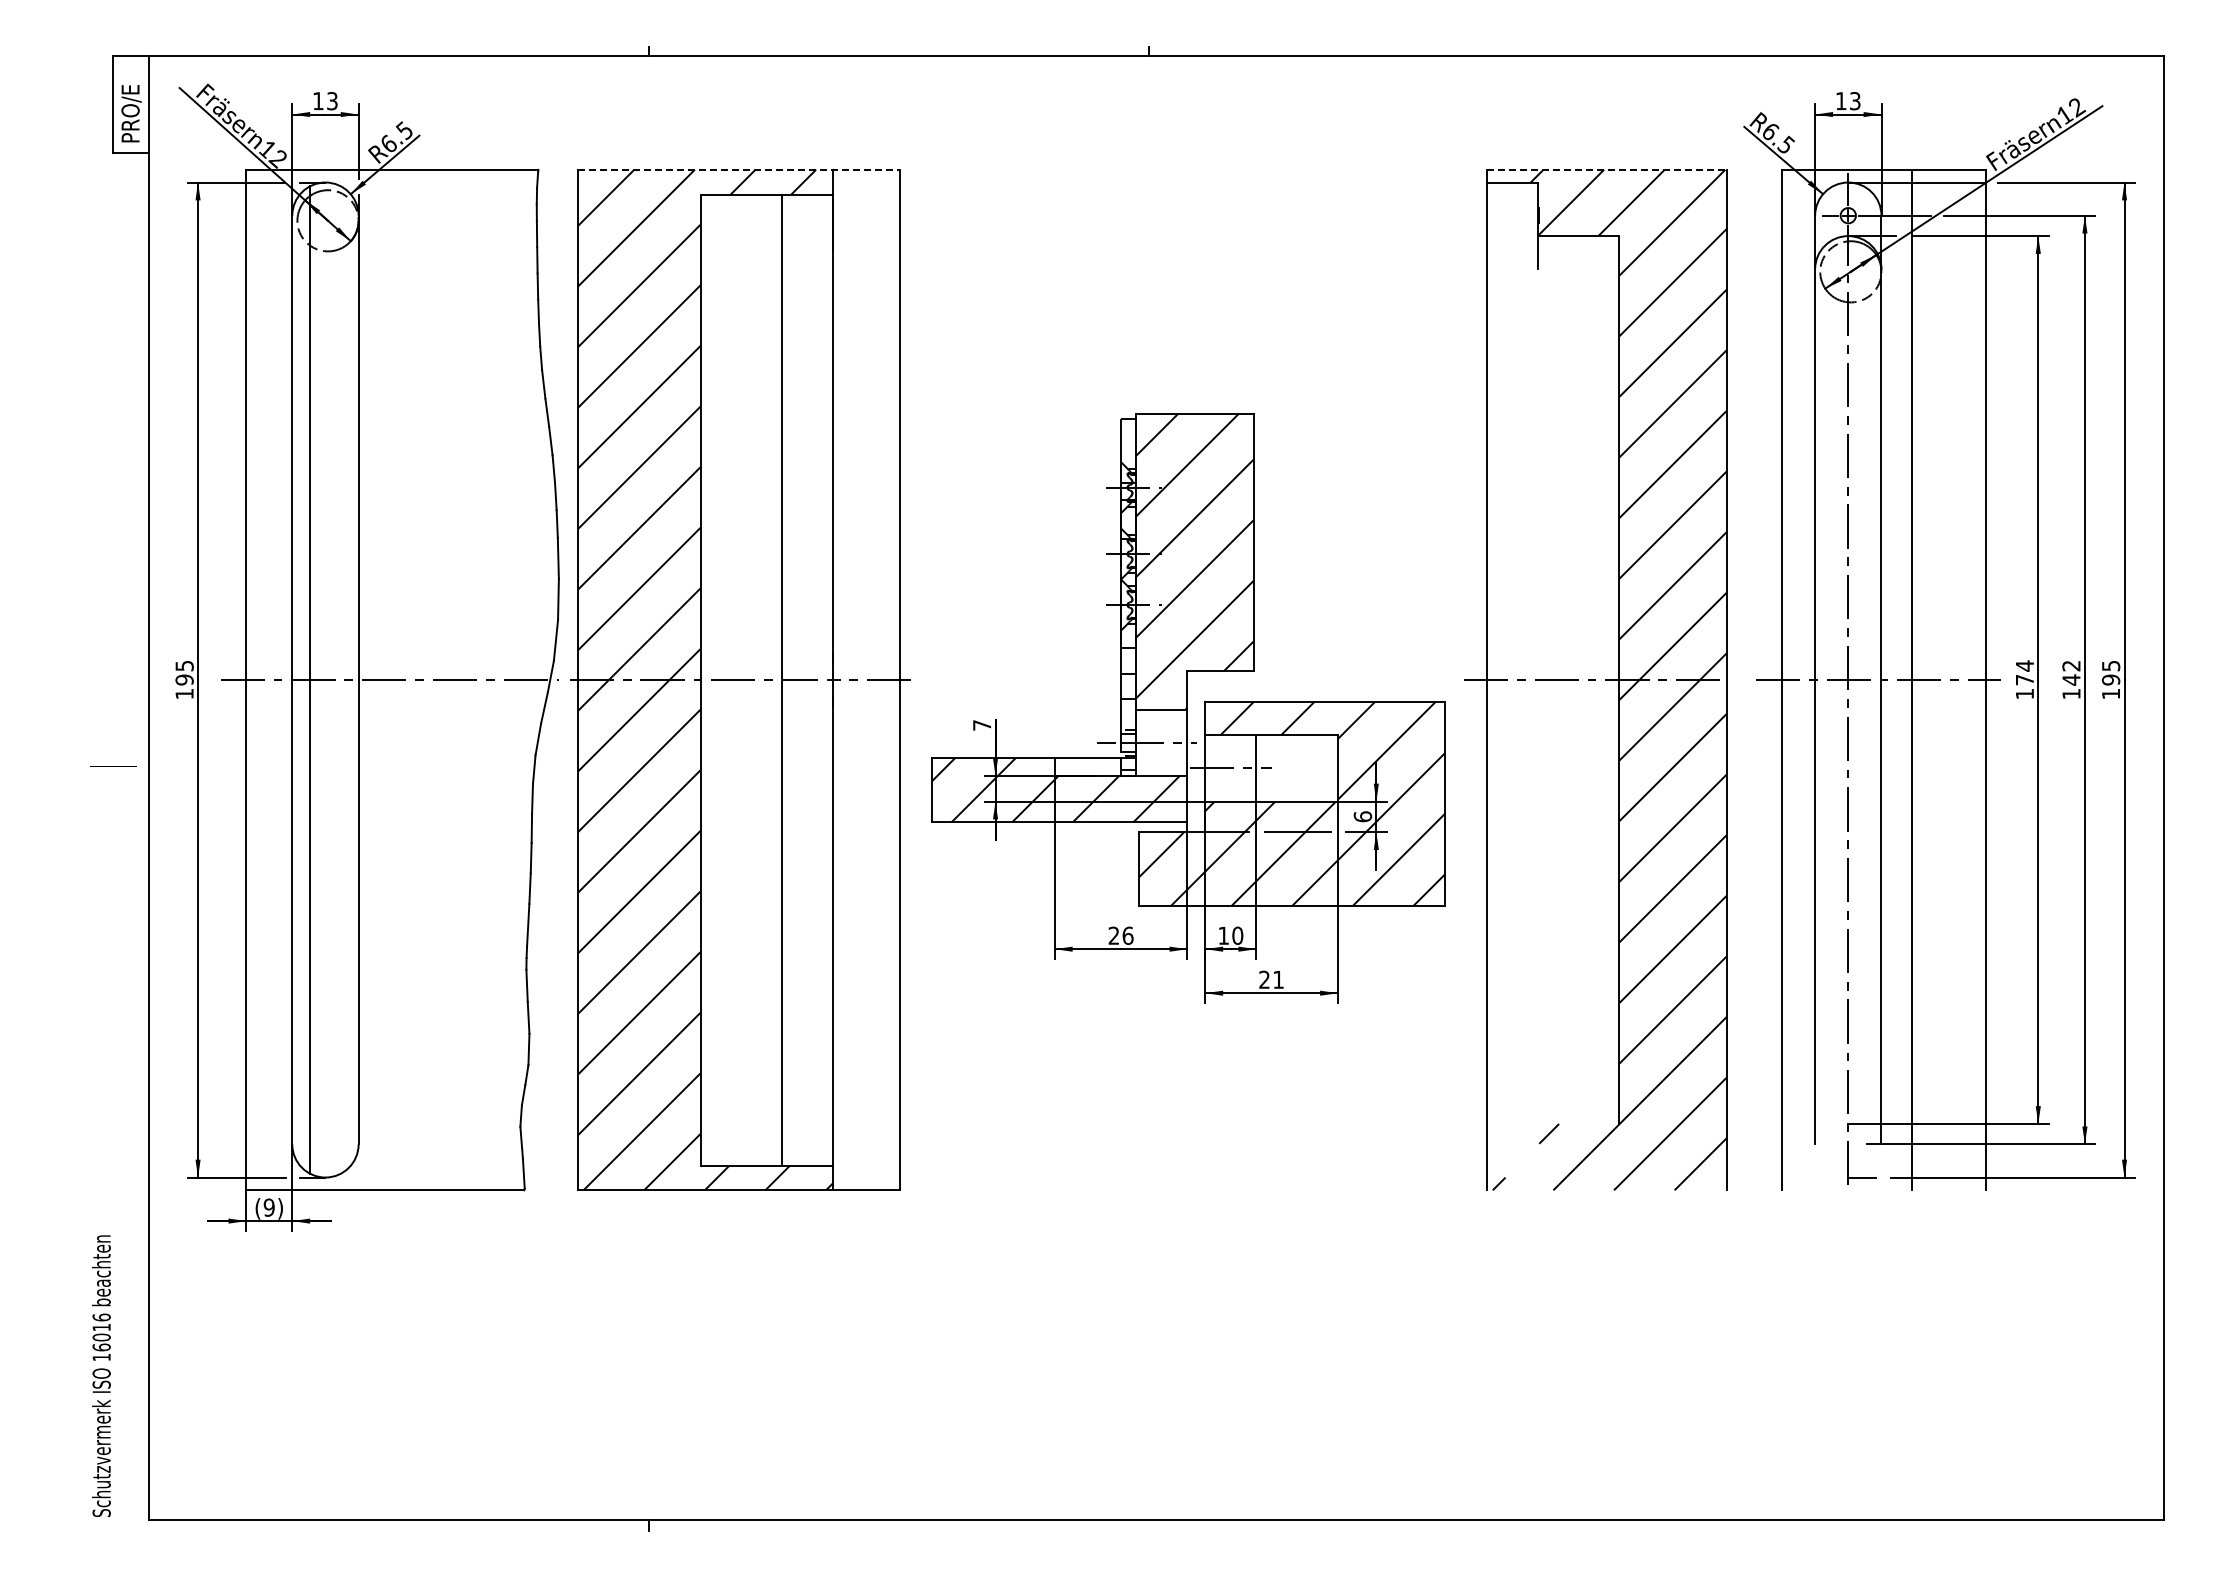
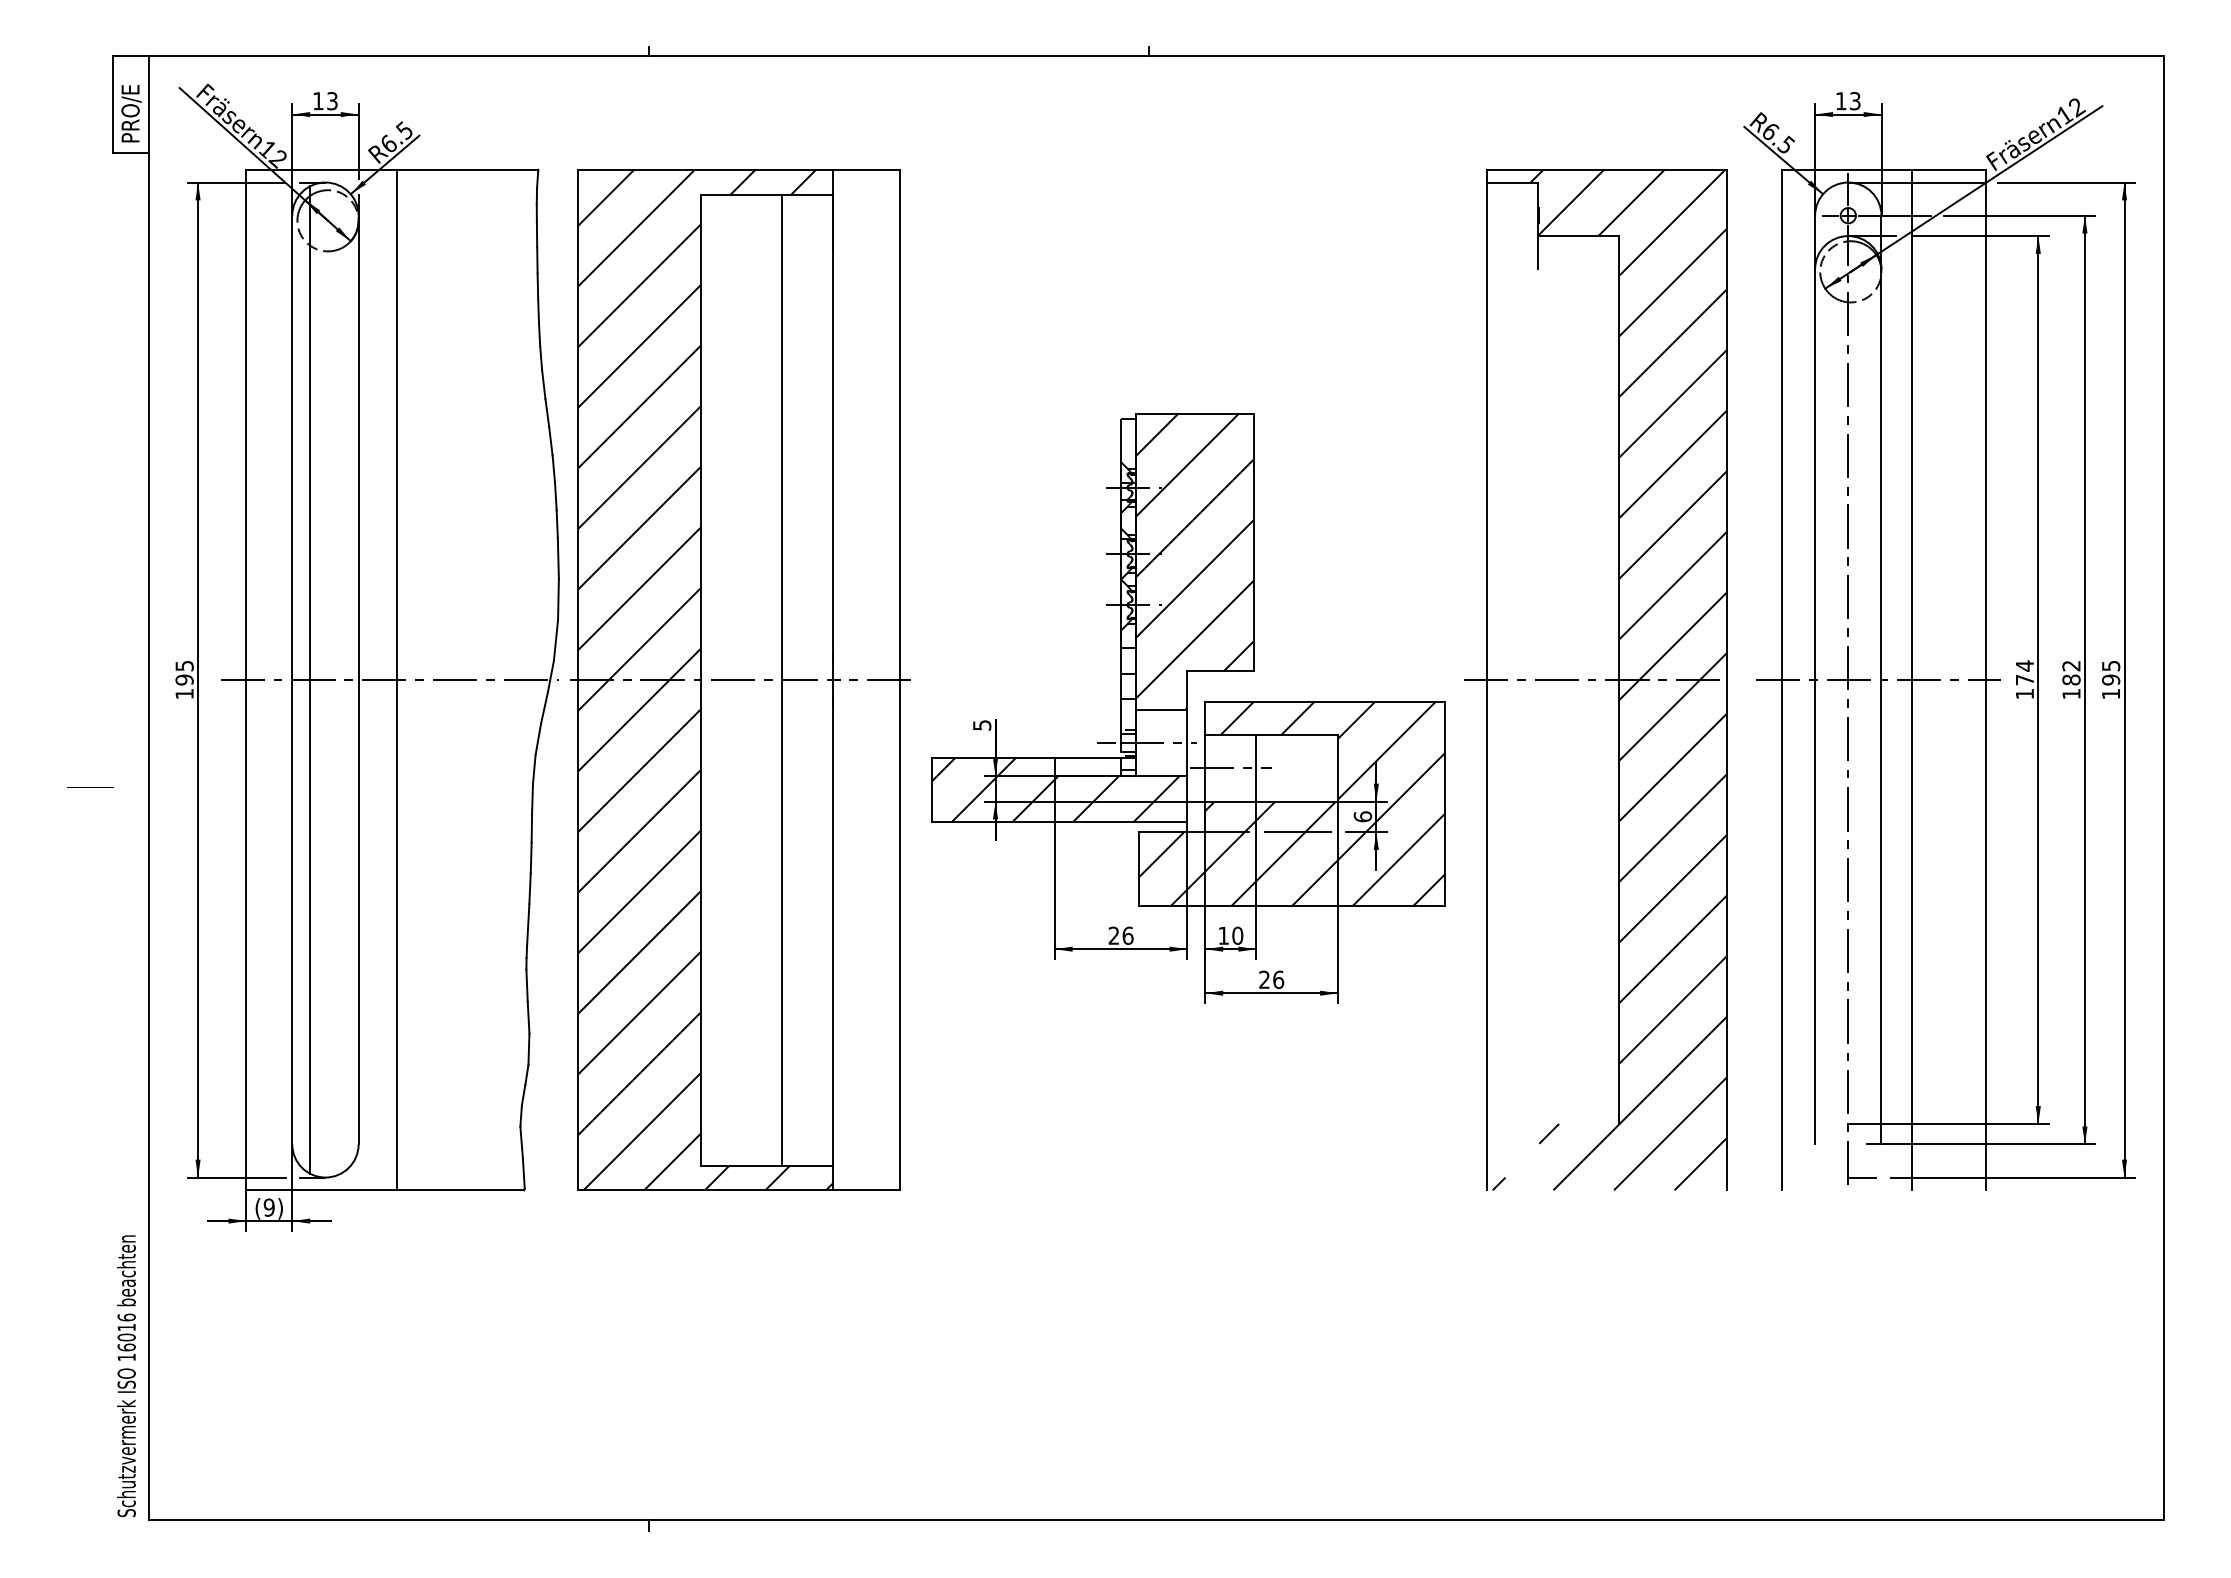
line: dashed -> solid (738, 169)
line: dashed -> solid (1606, 169)
line: none -> present (396, 679)
text: 142 -> 182 (2071, 679)
text: 7 -> 5 (982, 725)
line position: (113, 766) -> (90, 787) (90, 787)
text: 21 -> 26 (1278, 979)
text position: (101, 1375) -> (126, 1375) (126, 1375)
